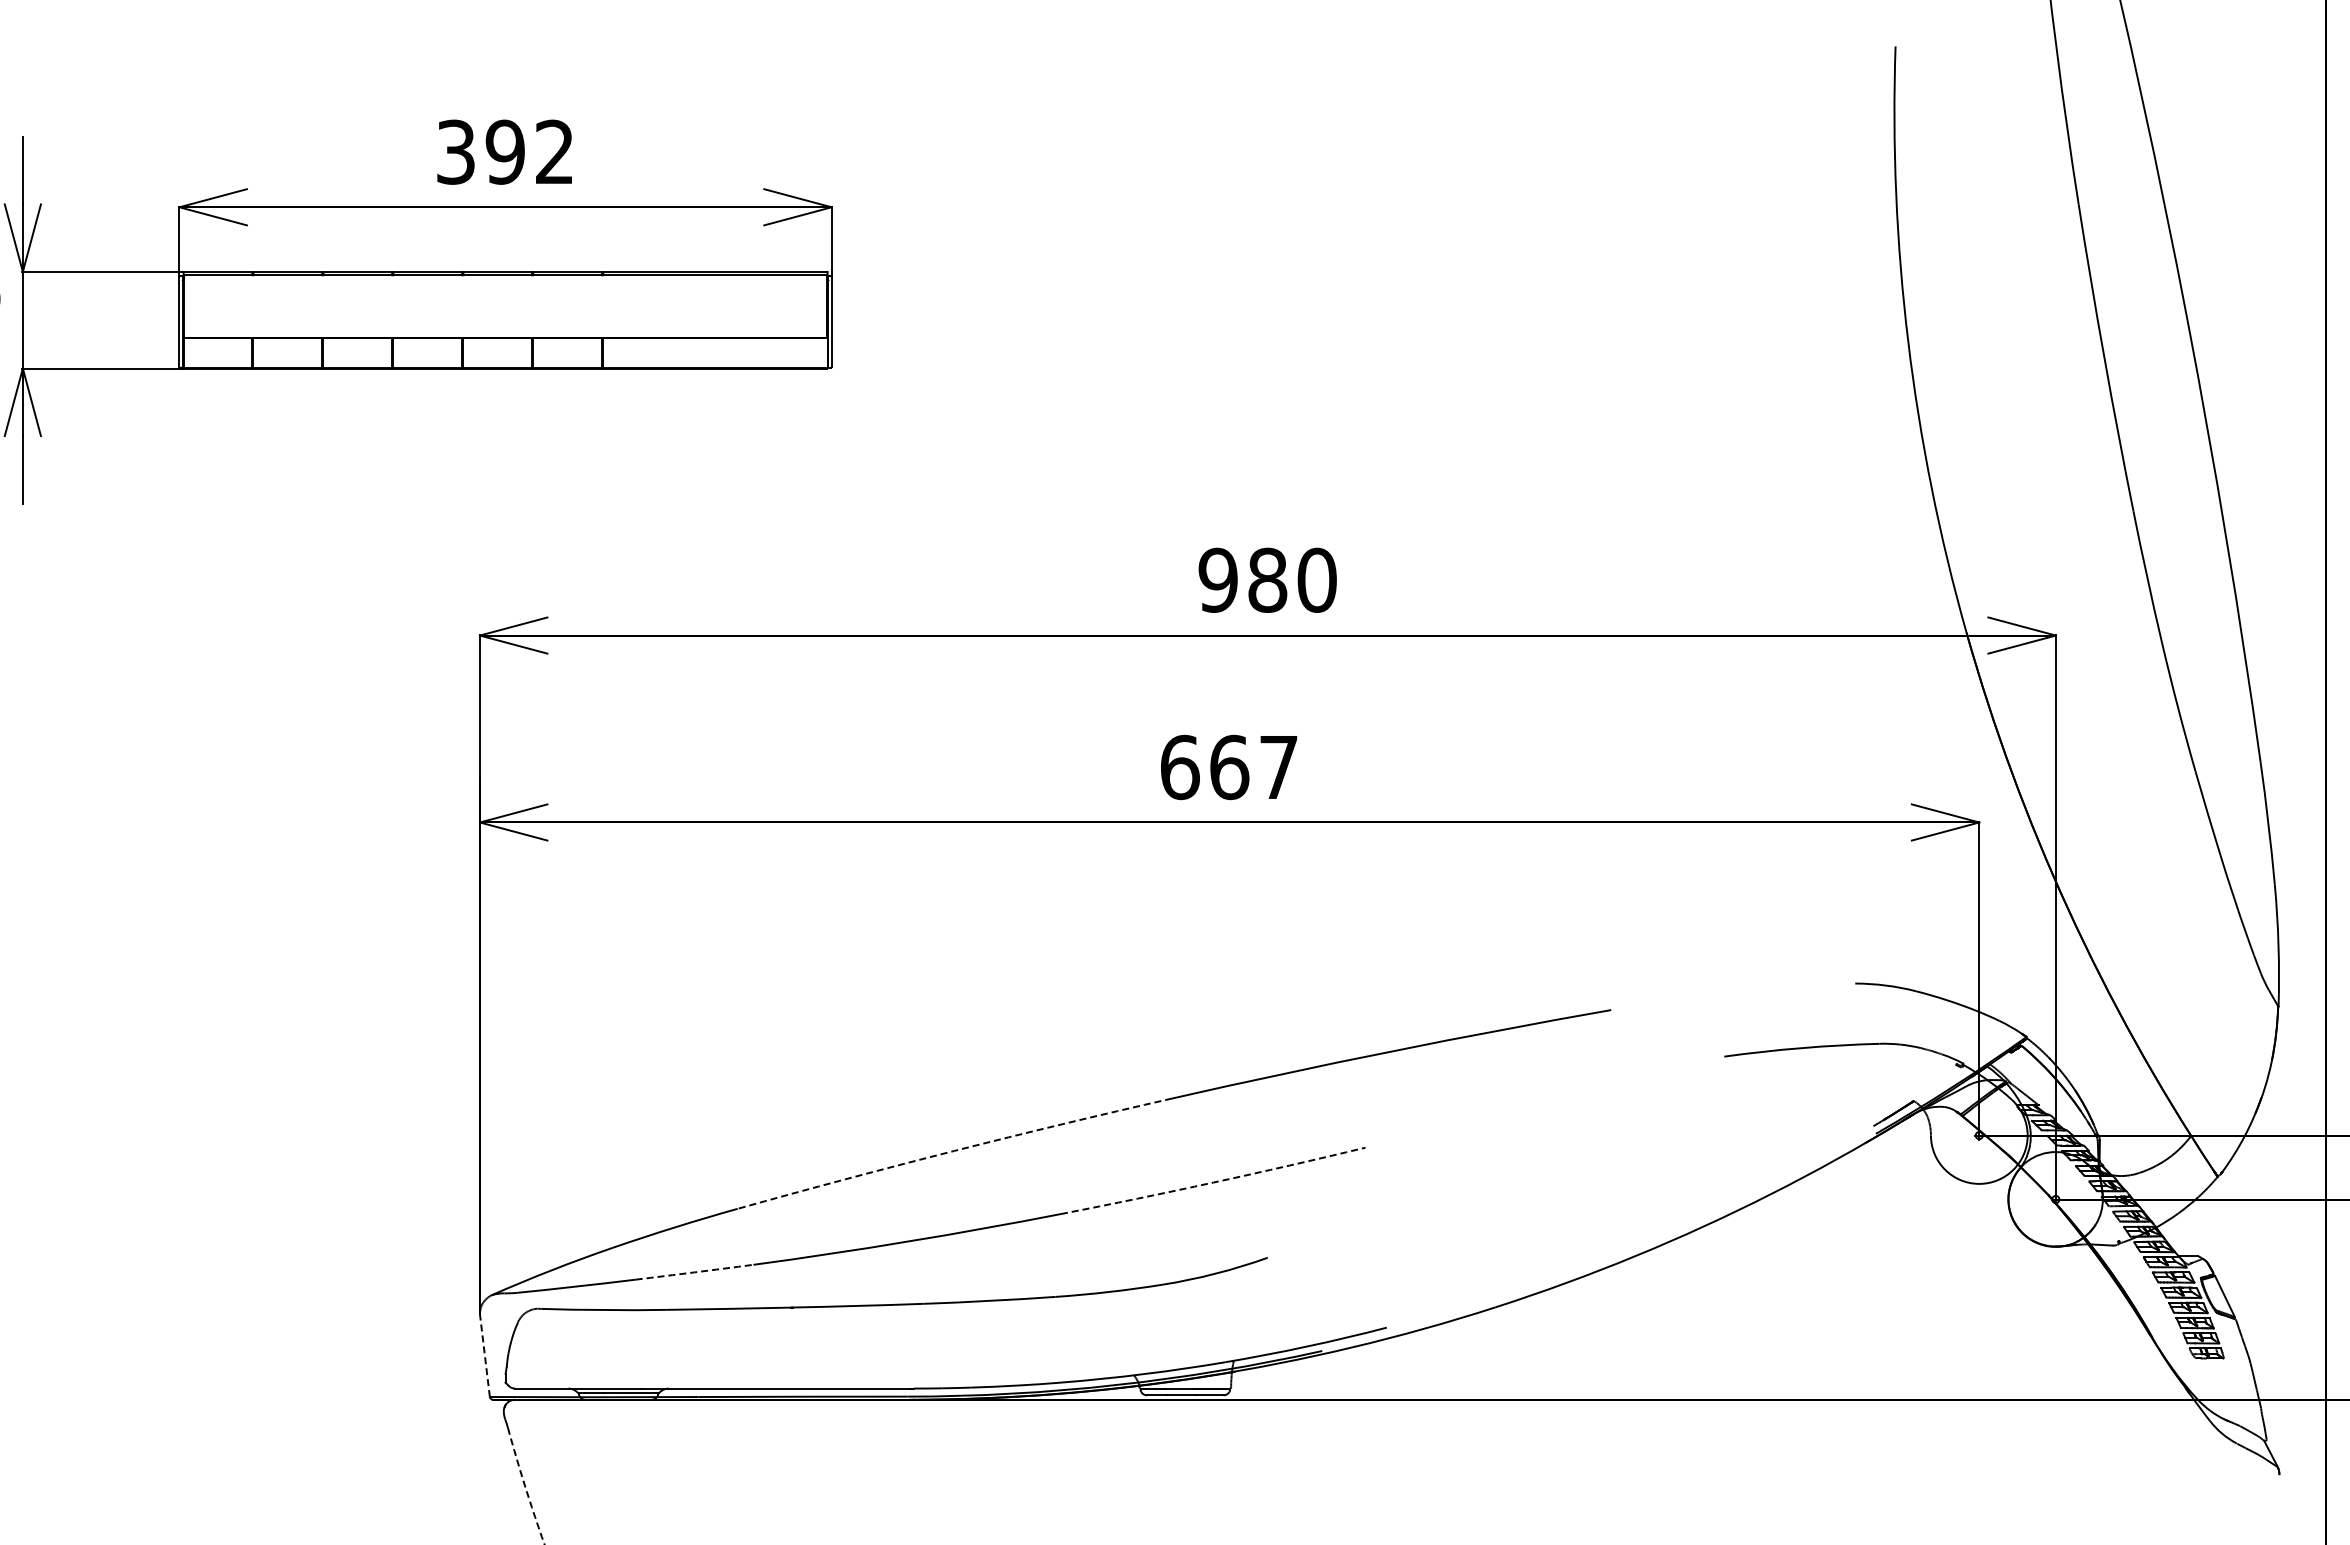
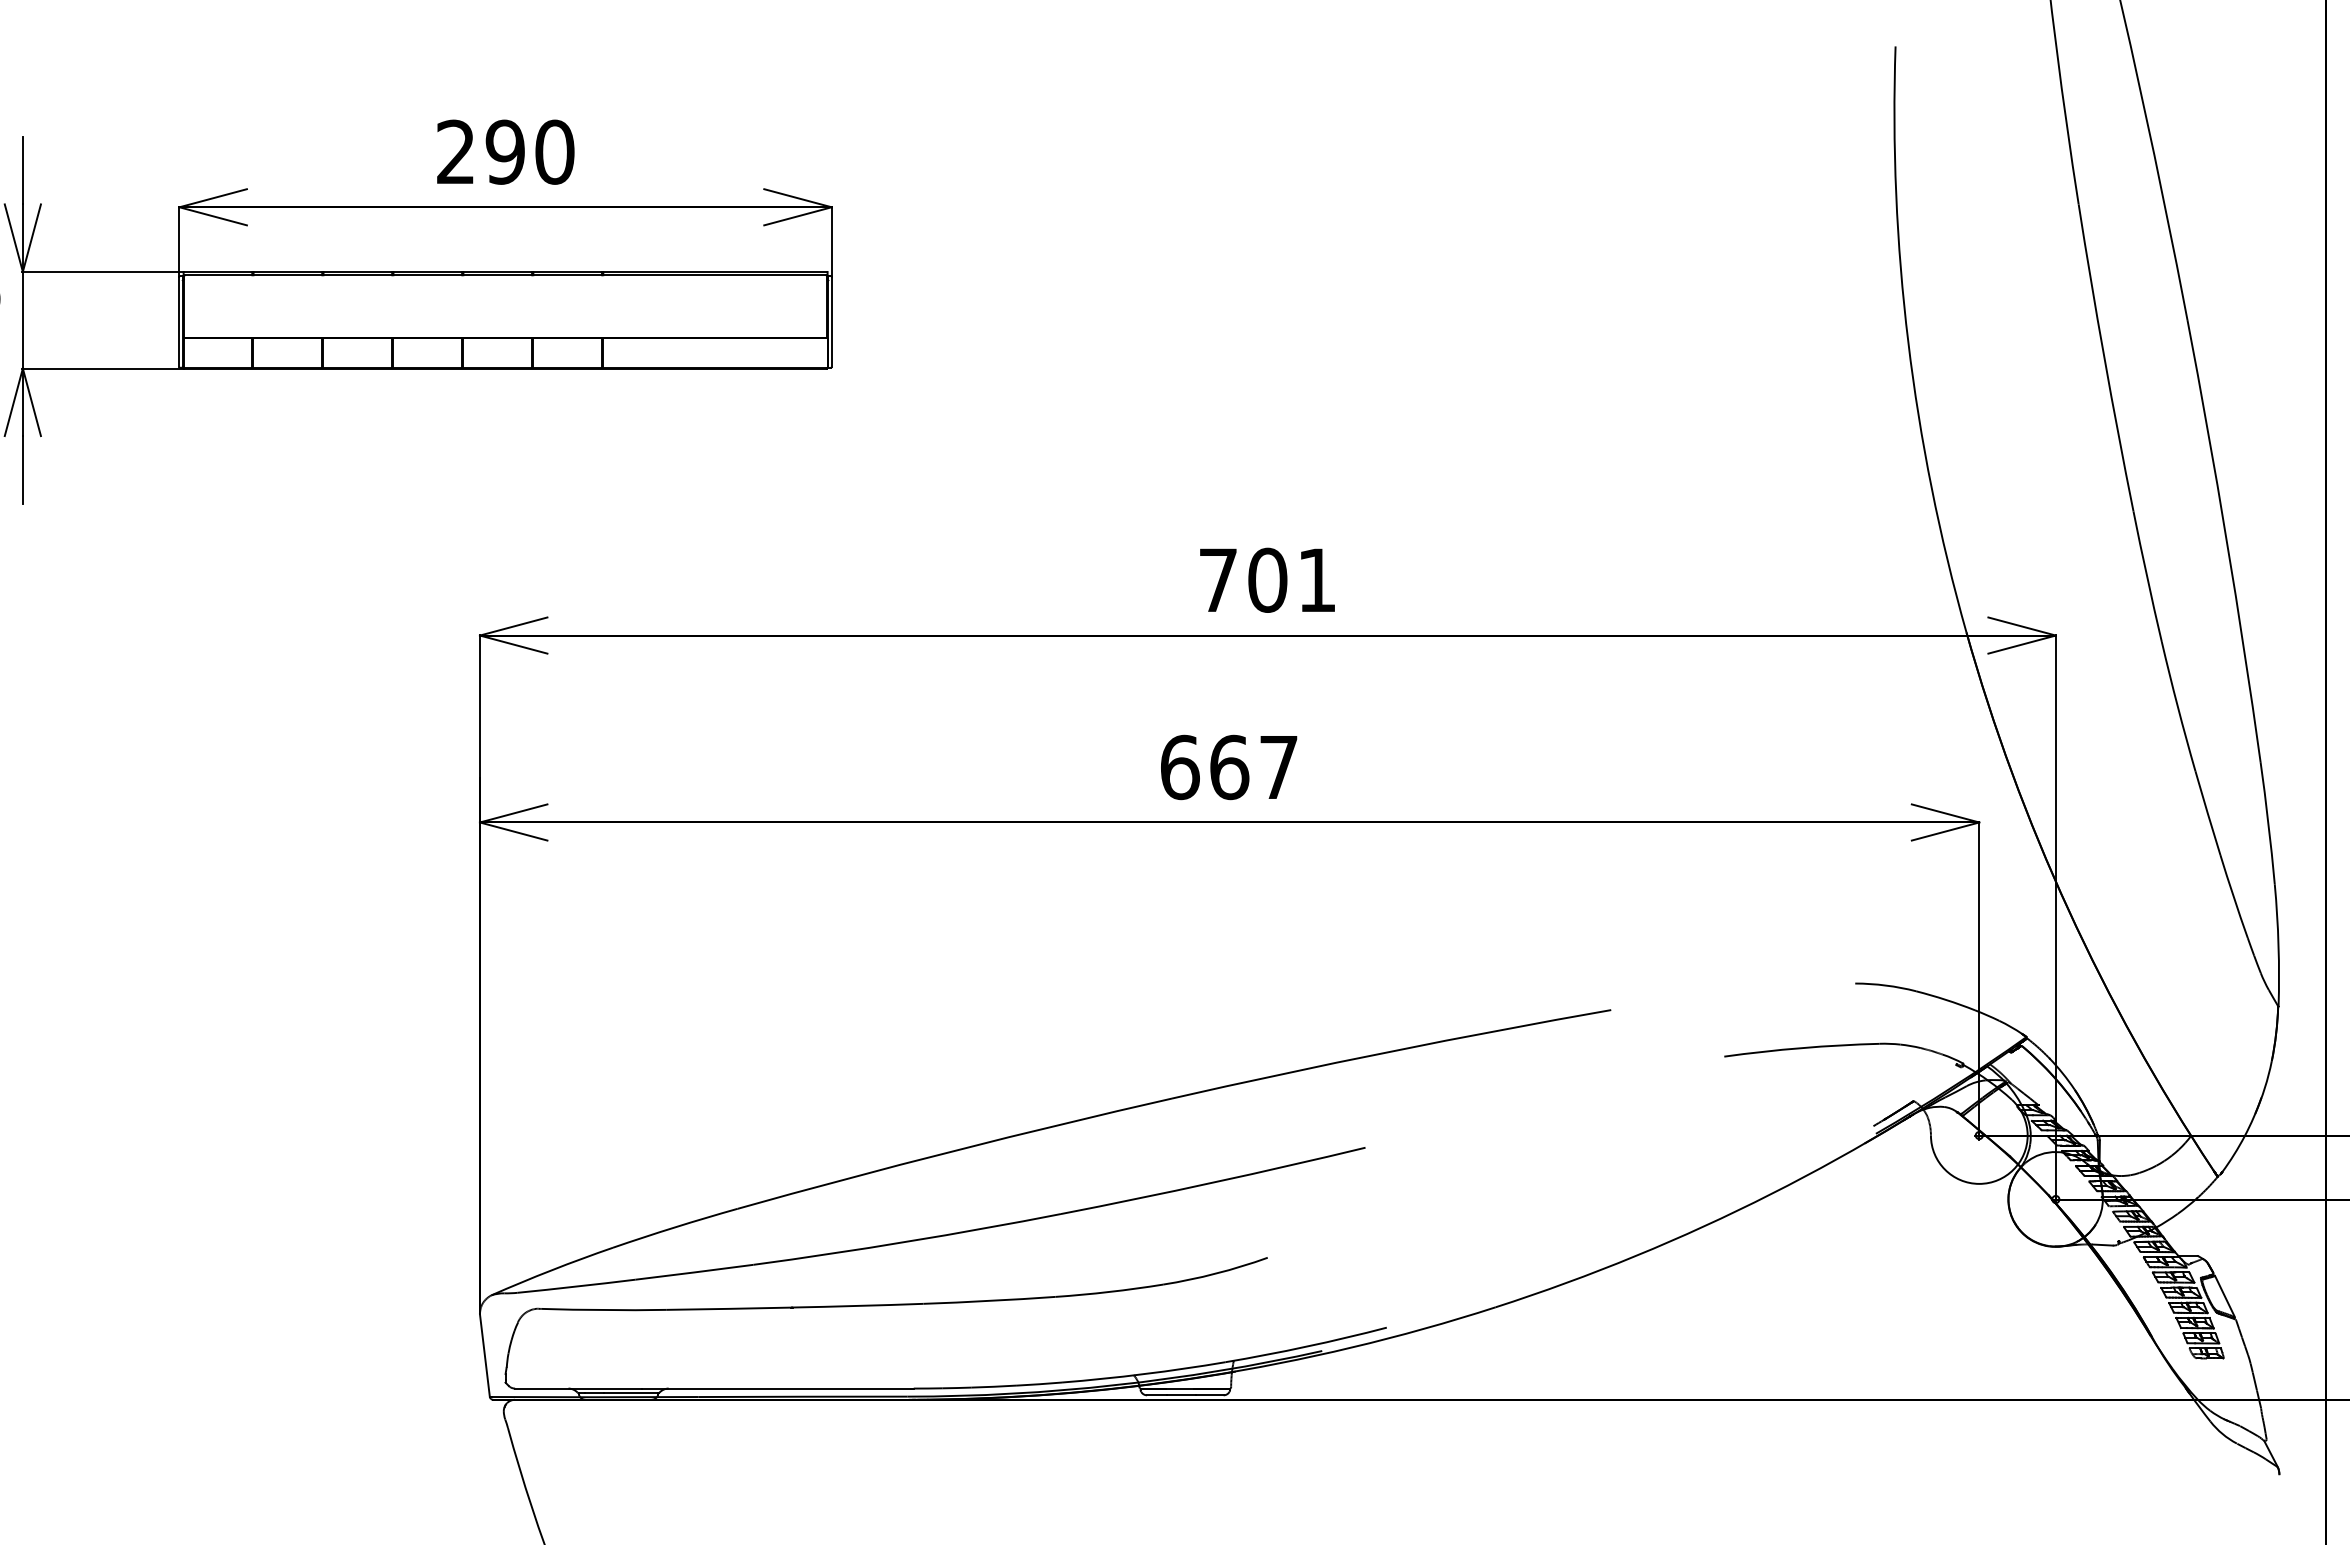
text: 392 -> 290 (505, 151)
text: 980 -> 701 (1267, 579)
arc: dashed -> solid (954, 1150)
arc: dashed -> solid (1213, 1182)
arc: dashed -> solid (694, 1272)
line: dashed -> solid (484, 1355)
arc: dashed -> solid (525, 1486)
